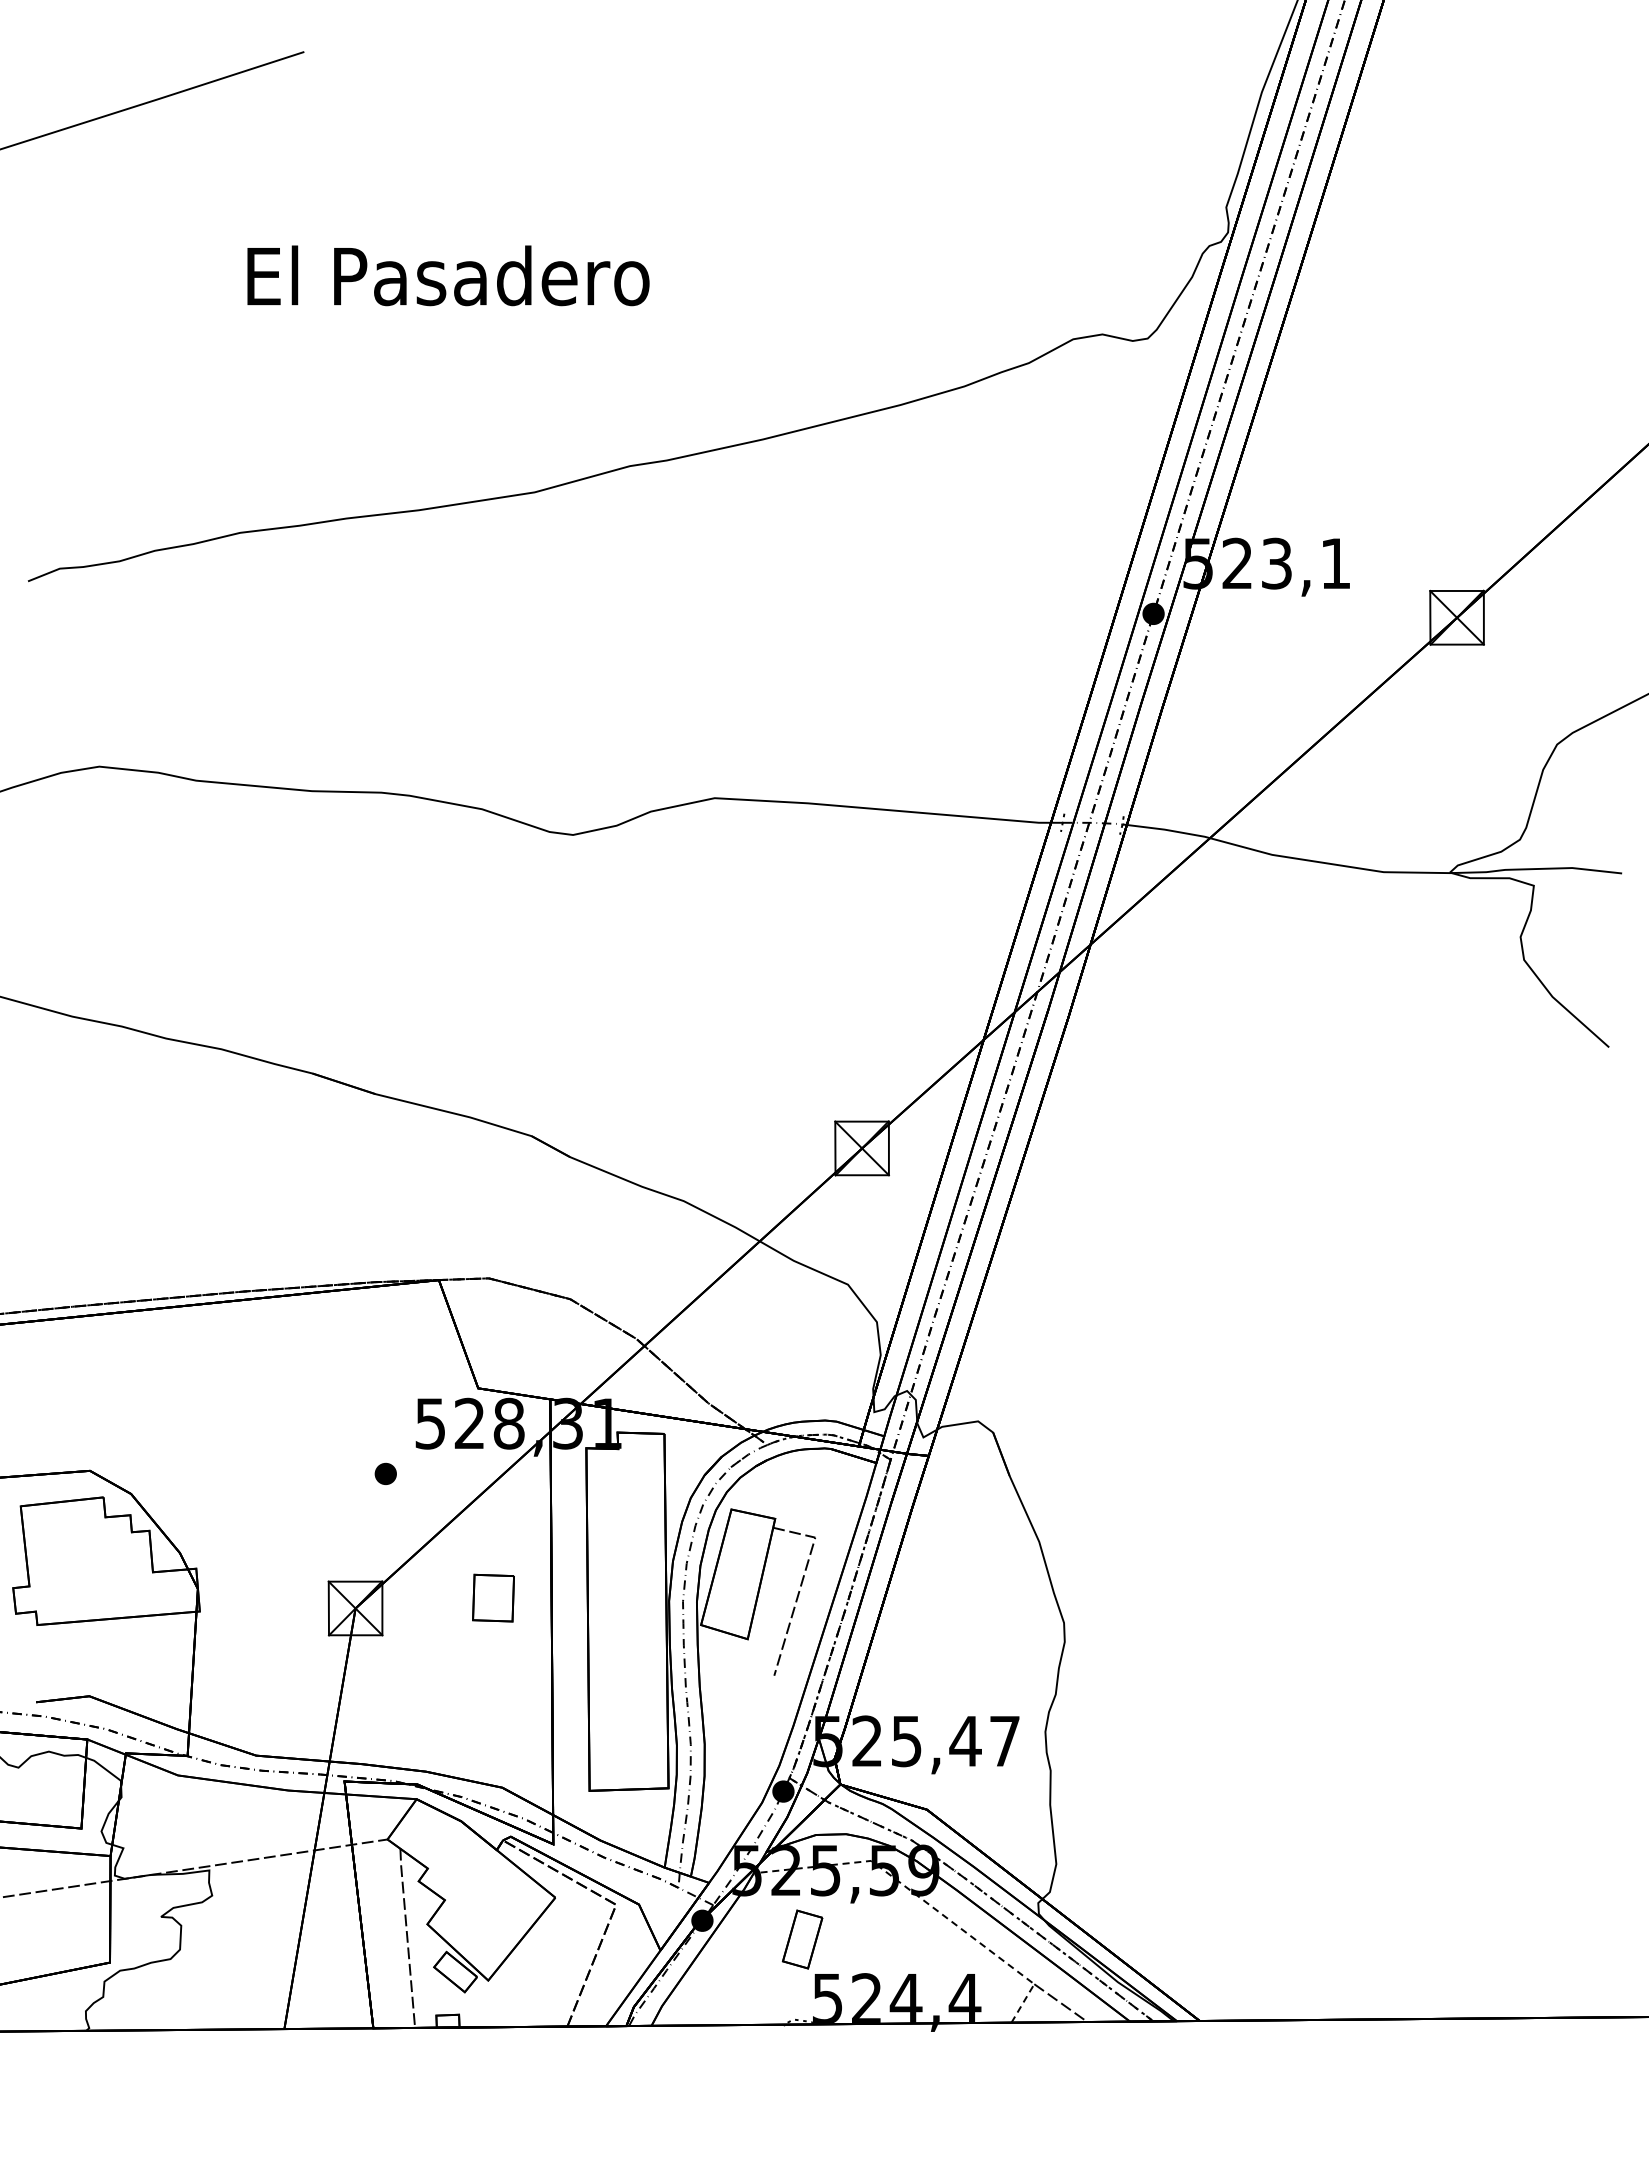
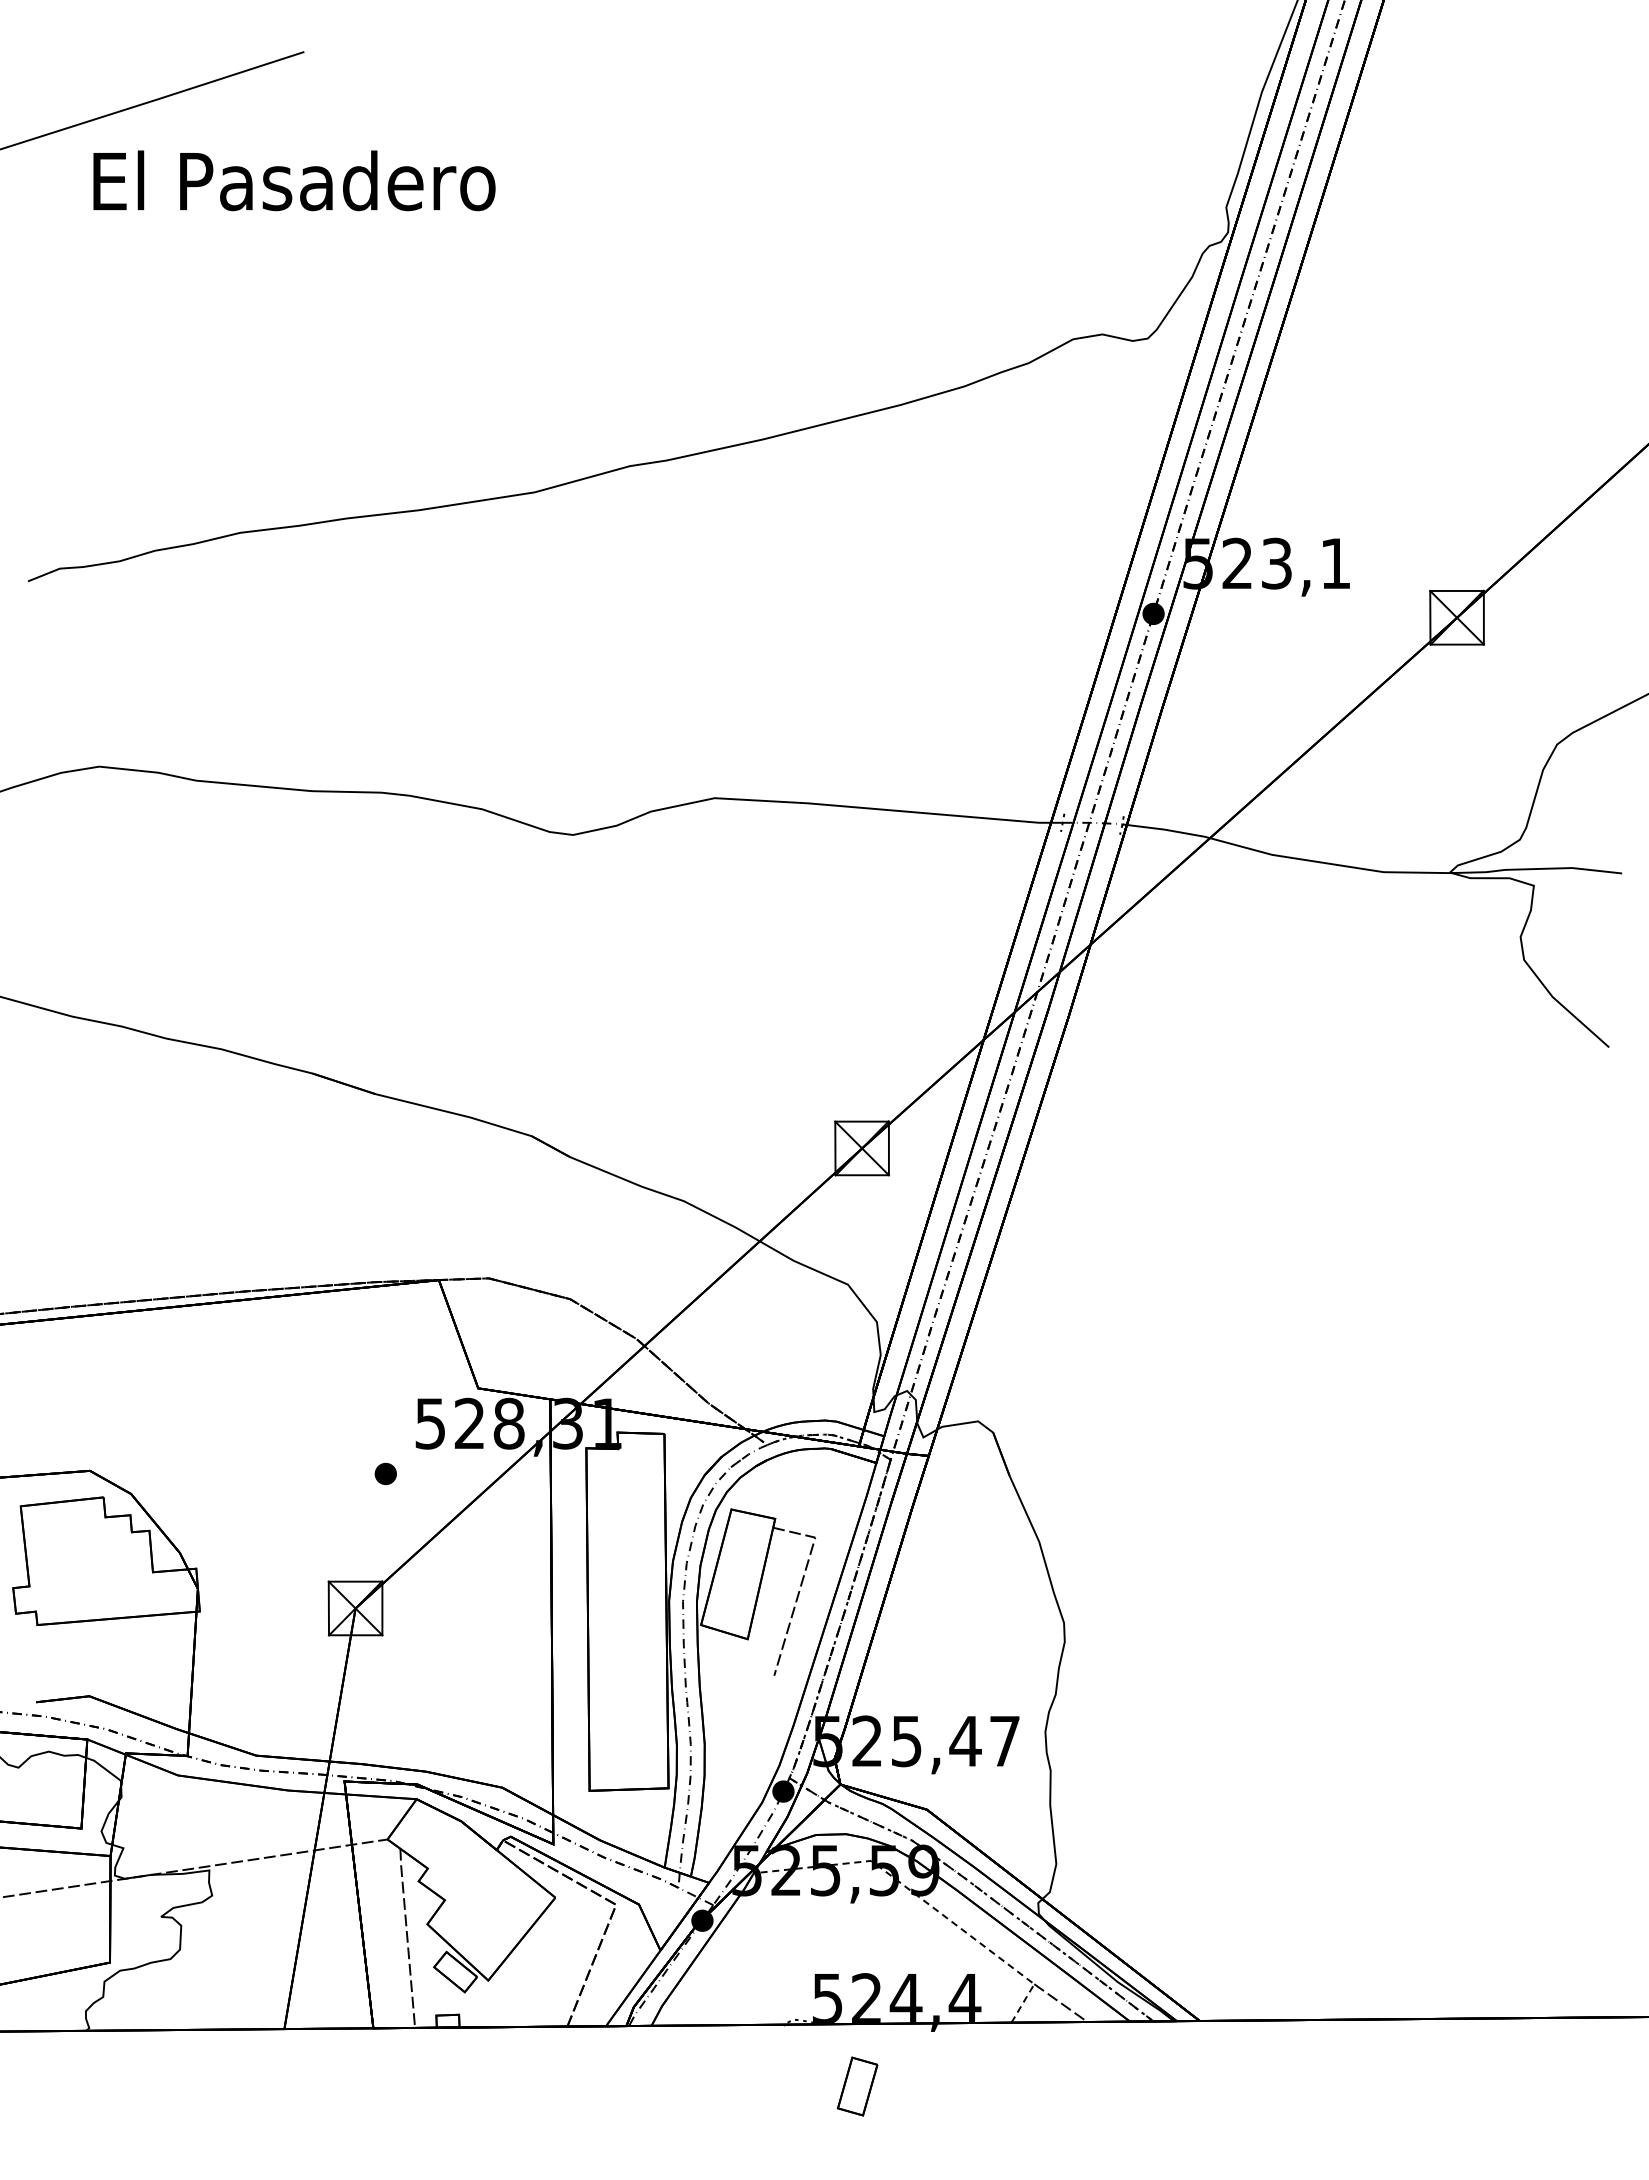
text position: (448, 275) -> (294, 180) (294, 180)
part: present -> none (493, 1597)
part position: (802, 1939) -> (857, 2086) (857, 2086)
